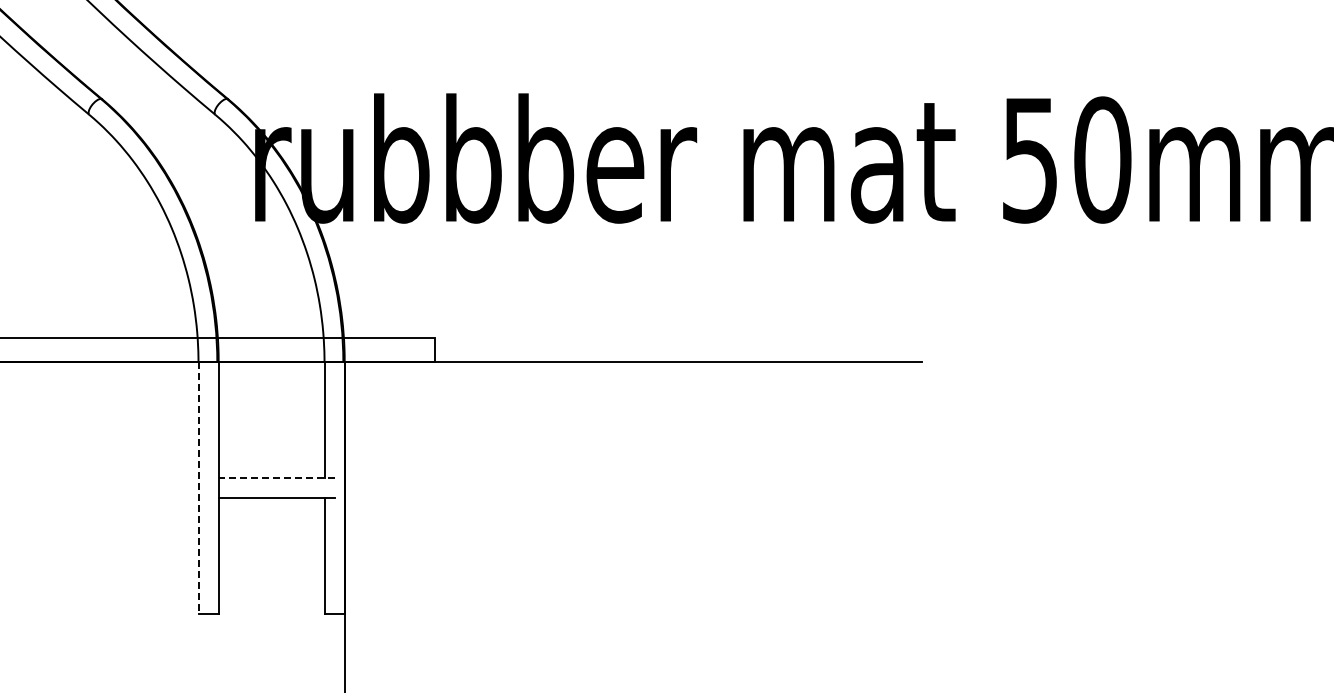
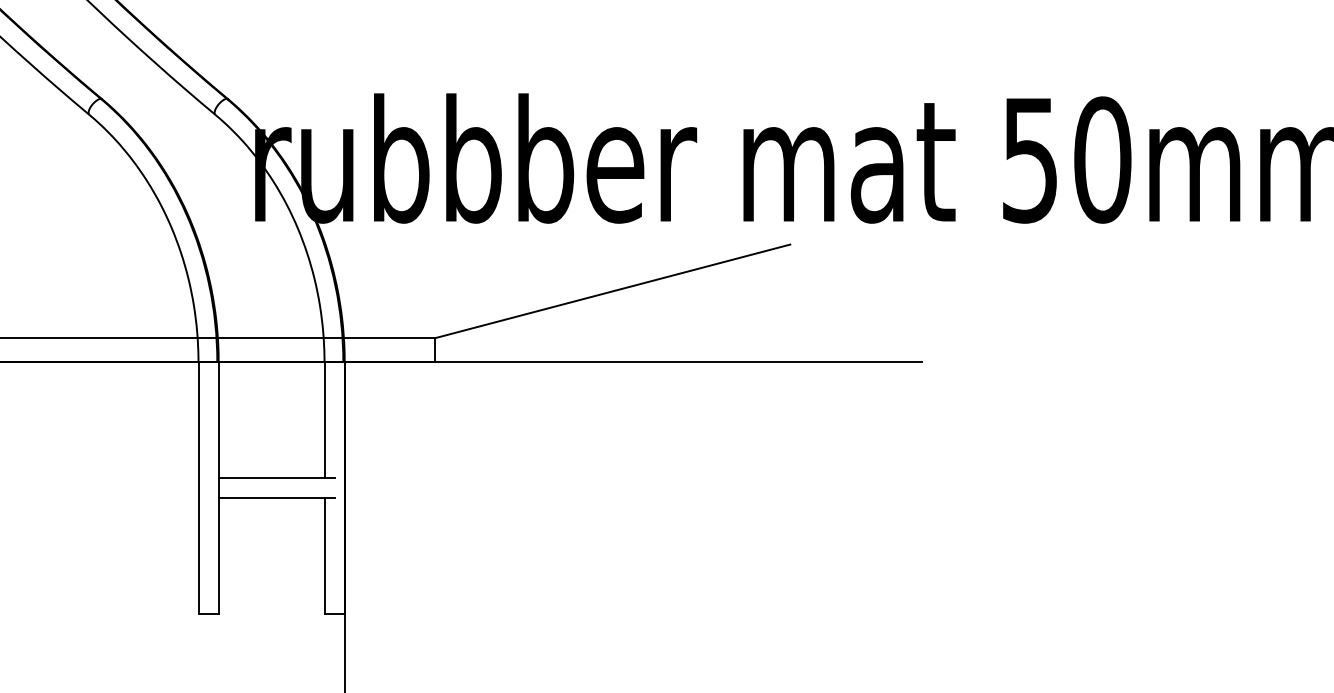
line: none -> present (612, 291)
line: dashed -> solid (276, 478)
line: dashed -> solid (198, 488)
